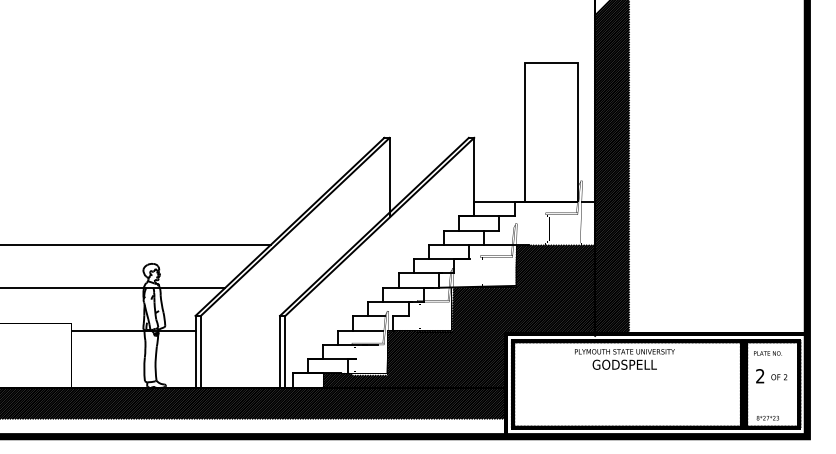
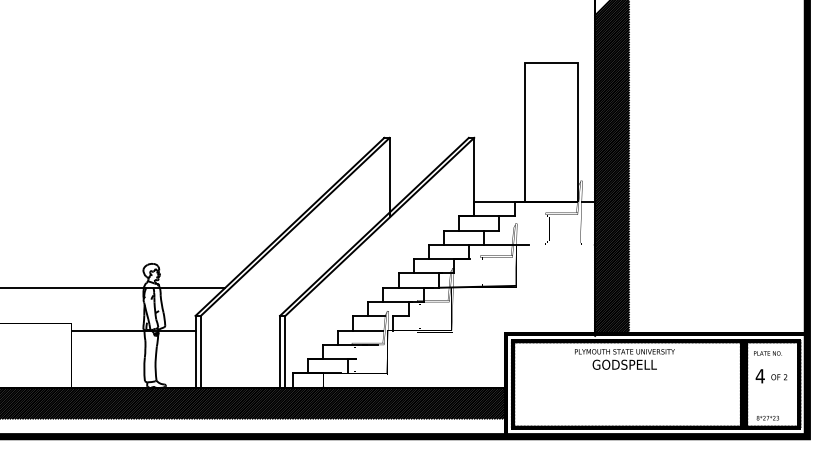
line: present -> none (136, 244)
hatch: present -> none (459, 315)
text: 2 -> 4 (759, 376)
